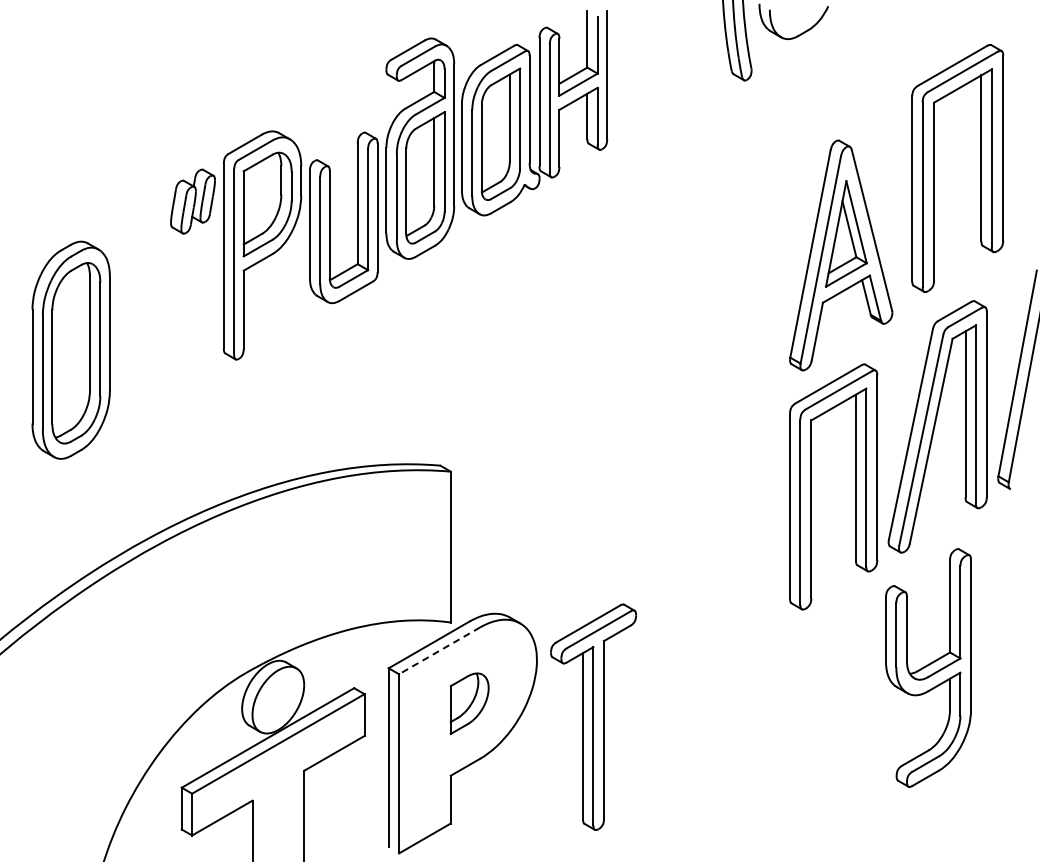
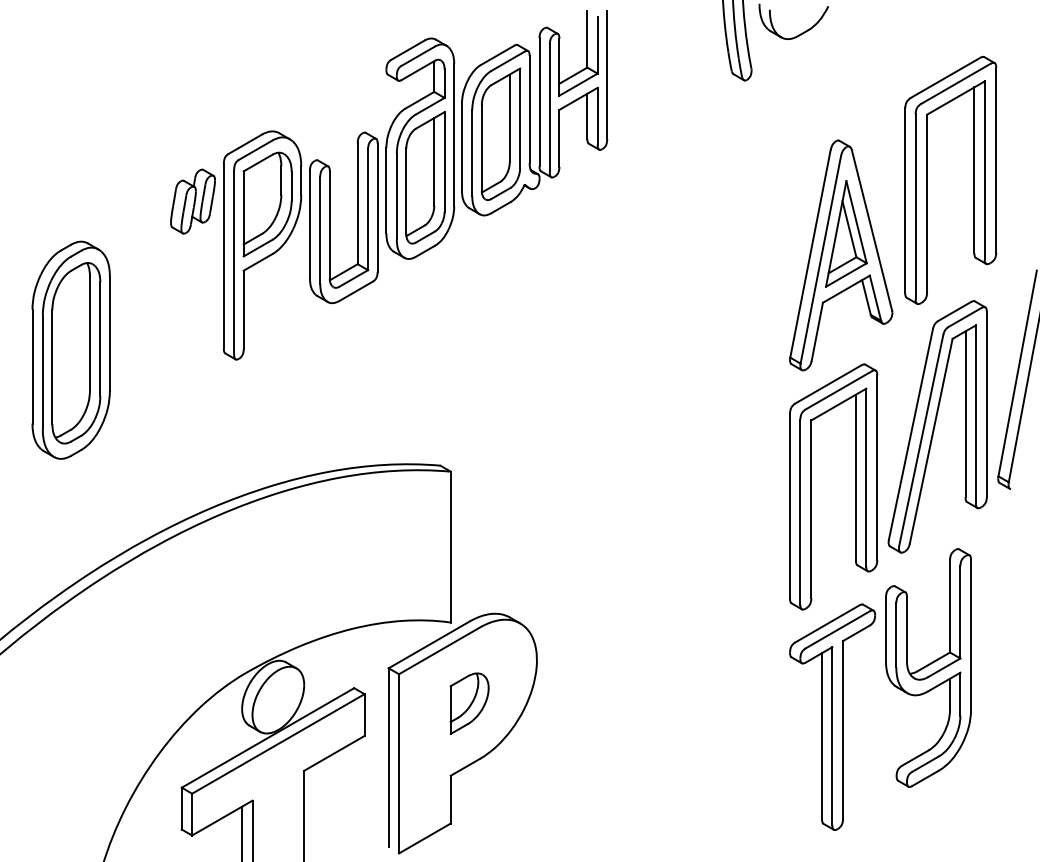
part position: (934, 168) -> (927, 180) (927, 180)
line: dashed -> solid (439, 650)
part position: (593, 716) -> (832, 716) (832, 716)
line: none -> present (242, 832)
